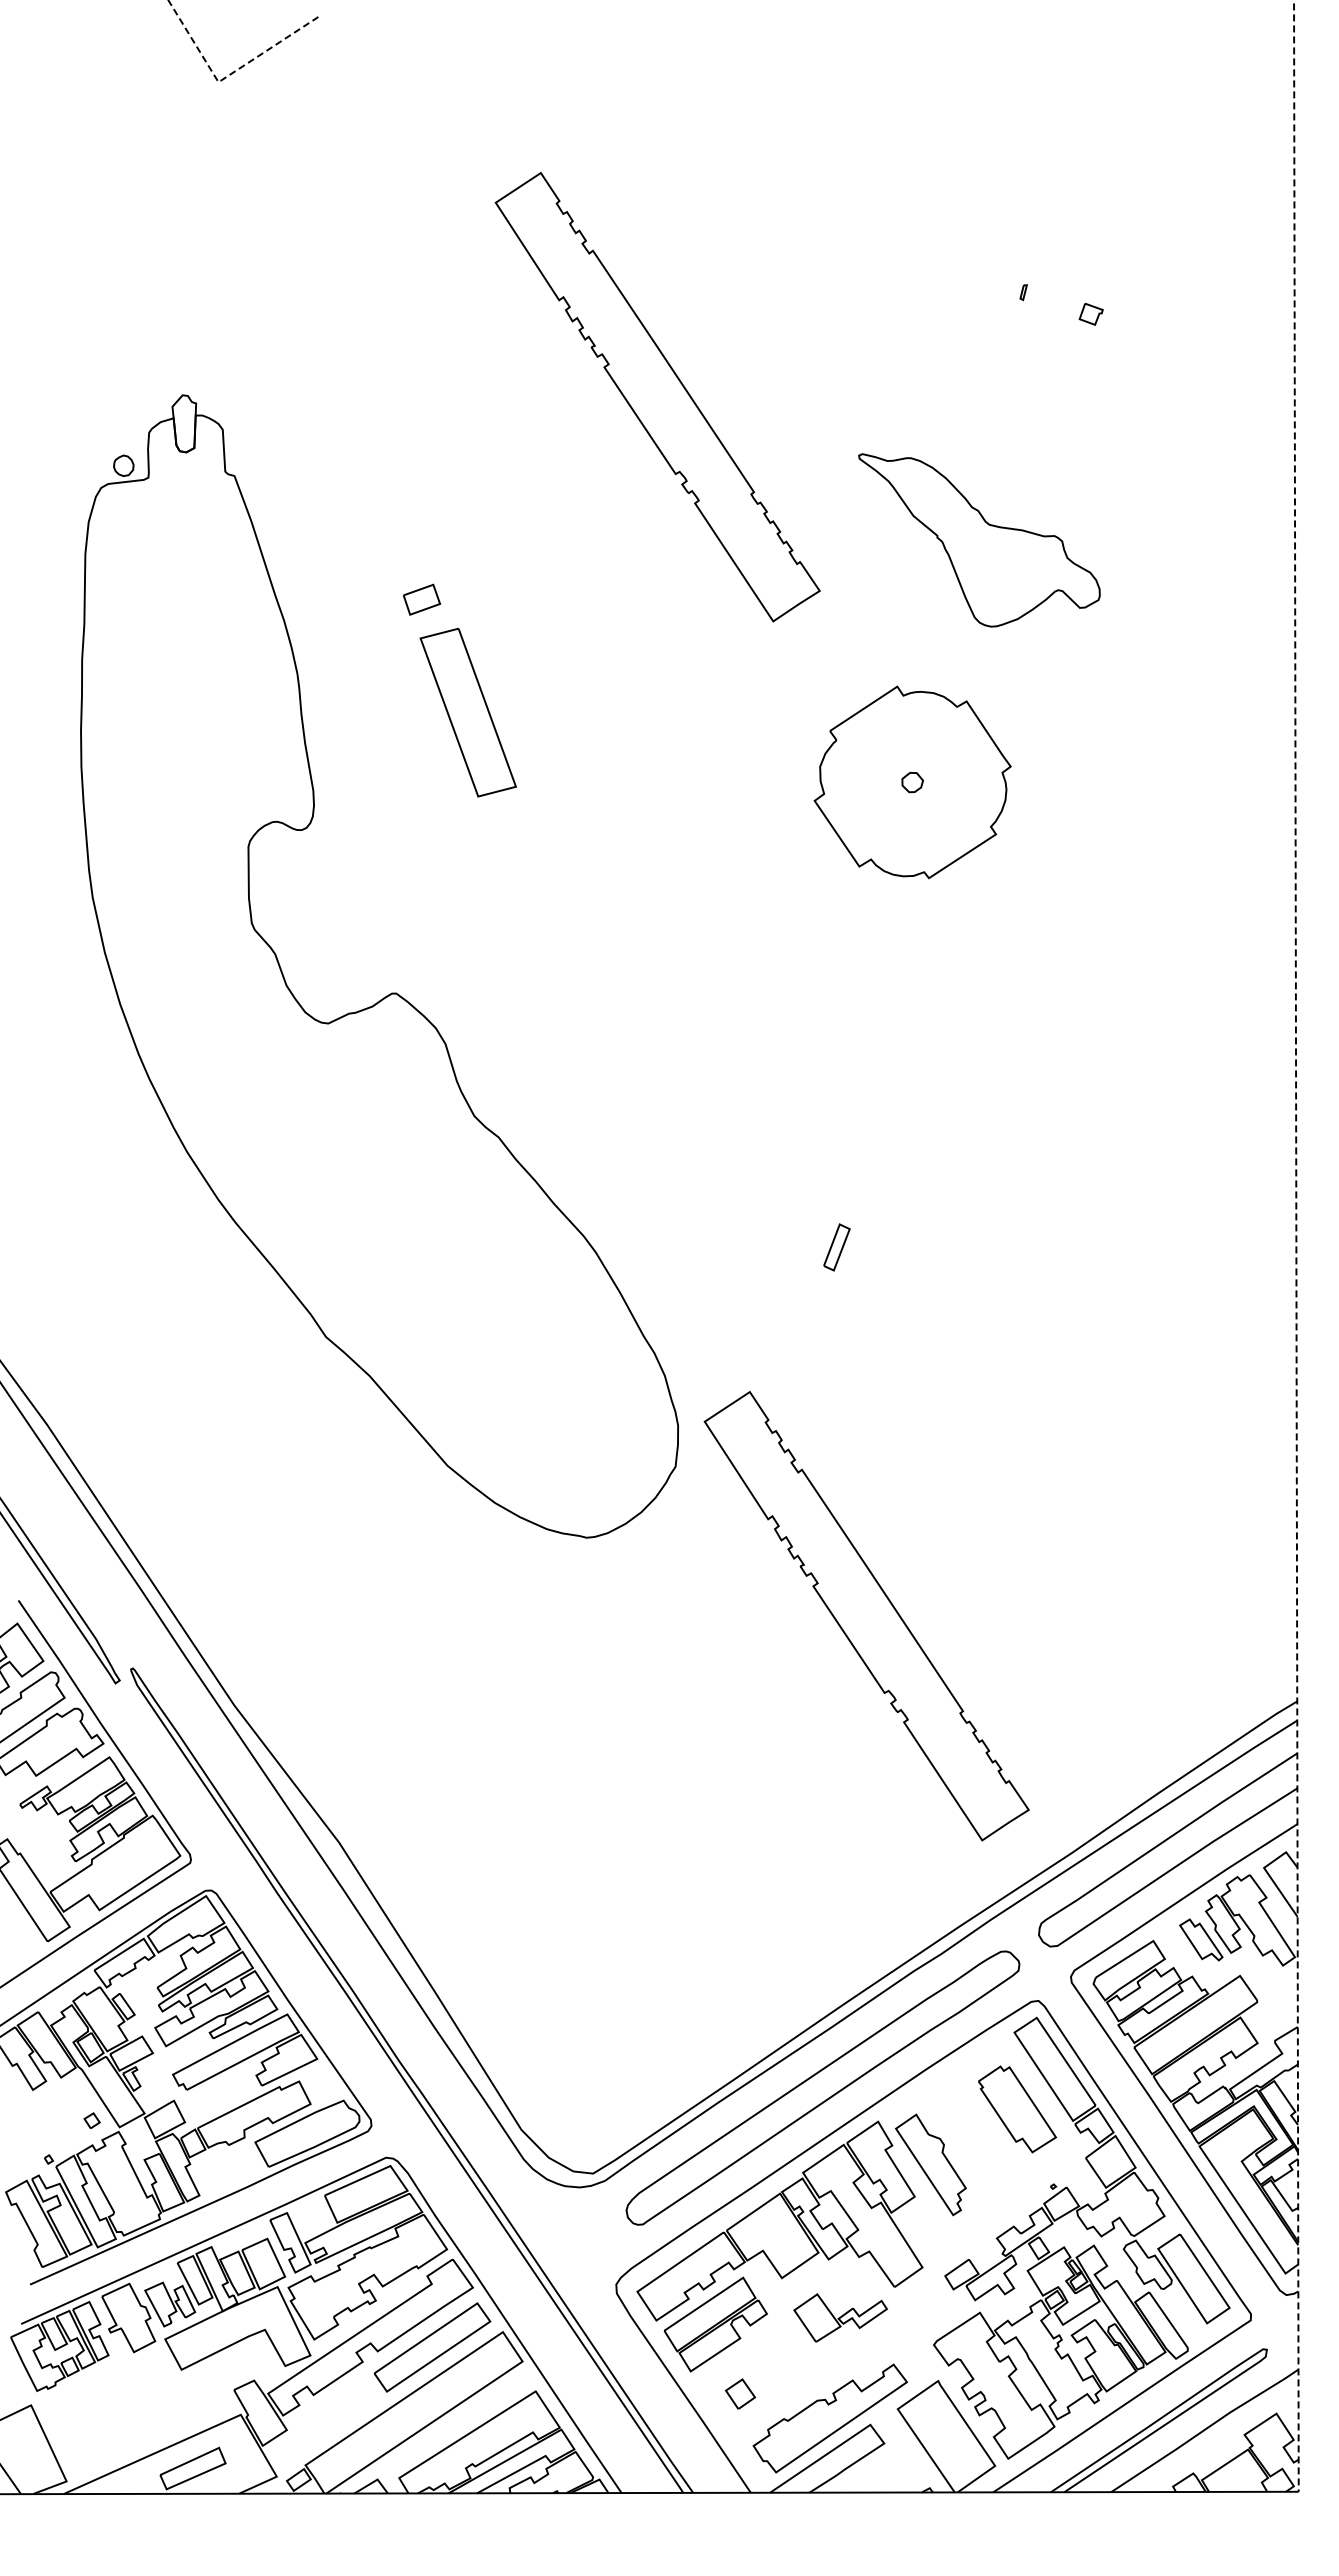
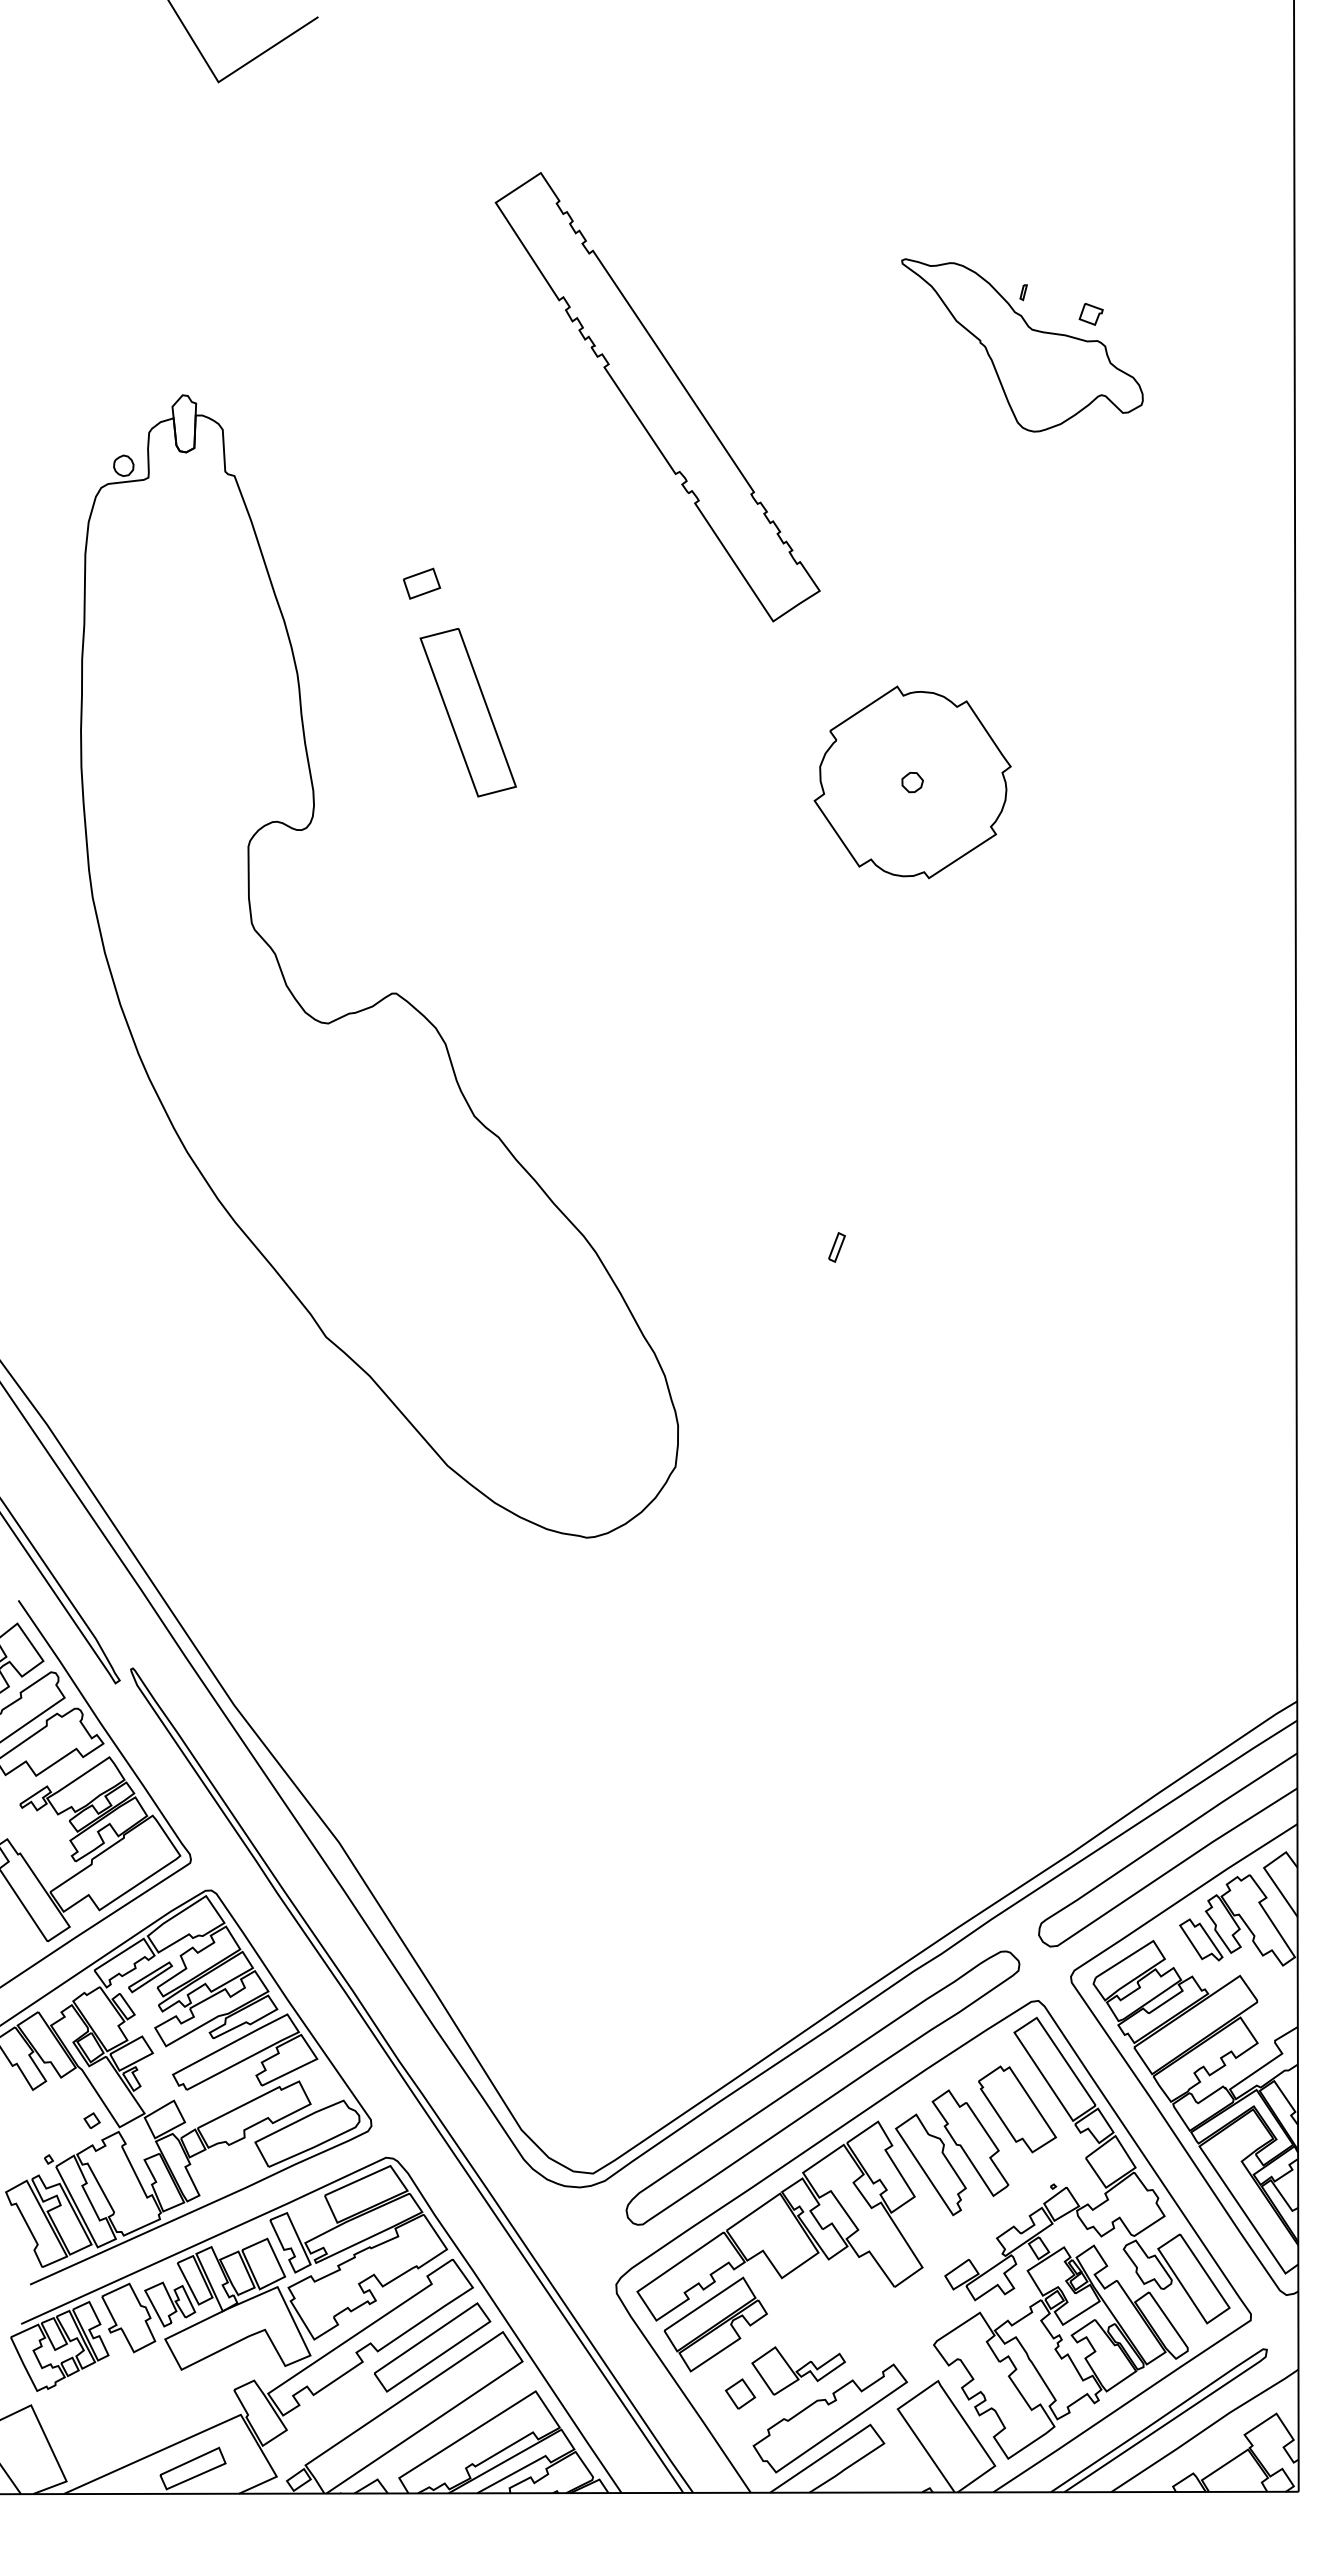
line: dashed -> solid (227, 76)
part position: (979, 540) -> (1022, 345) (1022, 345)
part position: (422, 599) -> (422, 583) (422, 583)
line: dashed -> solid (1296, 1245)
part size: 28x49 px -> 18x31 px (836, 1247)
part: present -> none (866, 1616)
part: none -> present (150, 1977)
part: none -> present (970, 2142)
part position: (840, 2317) -> (798, 2370) (798, 2370)
